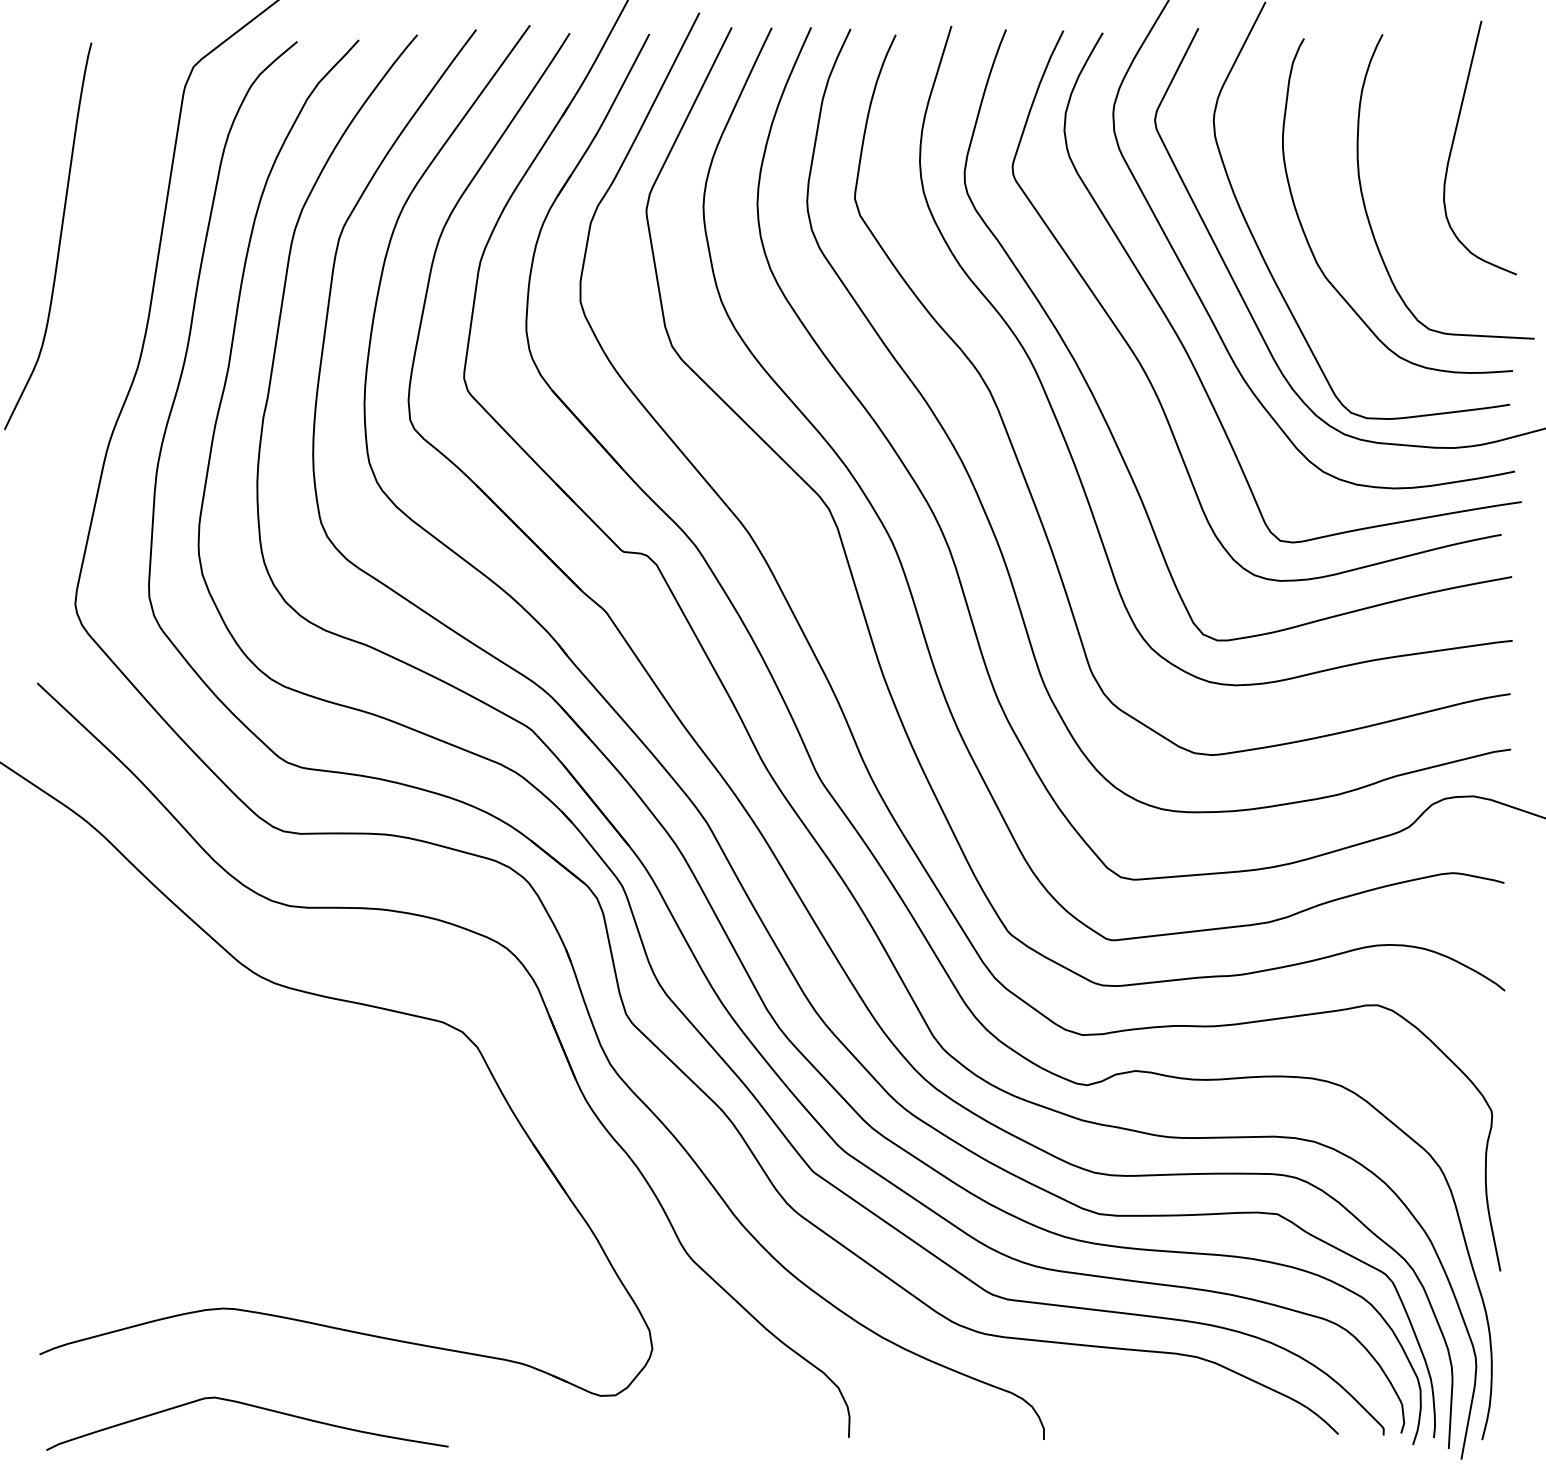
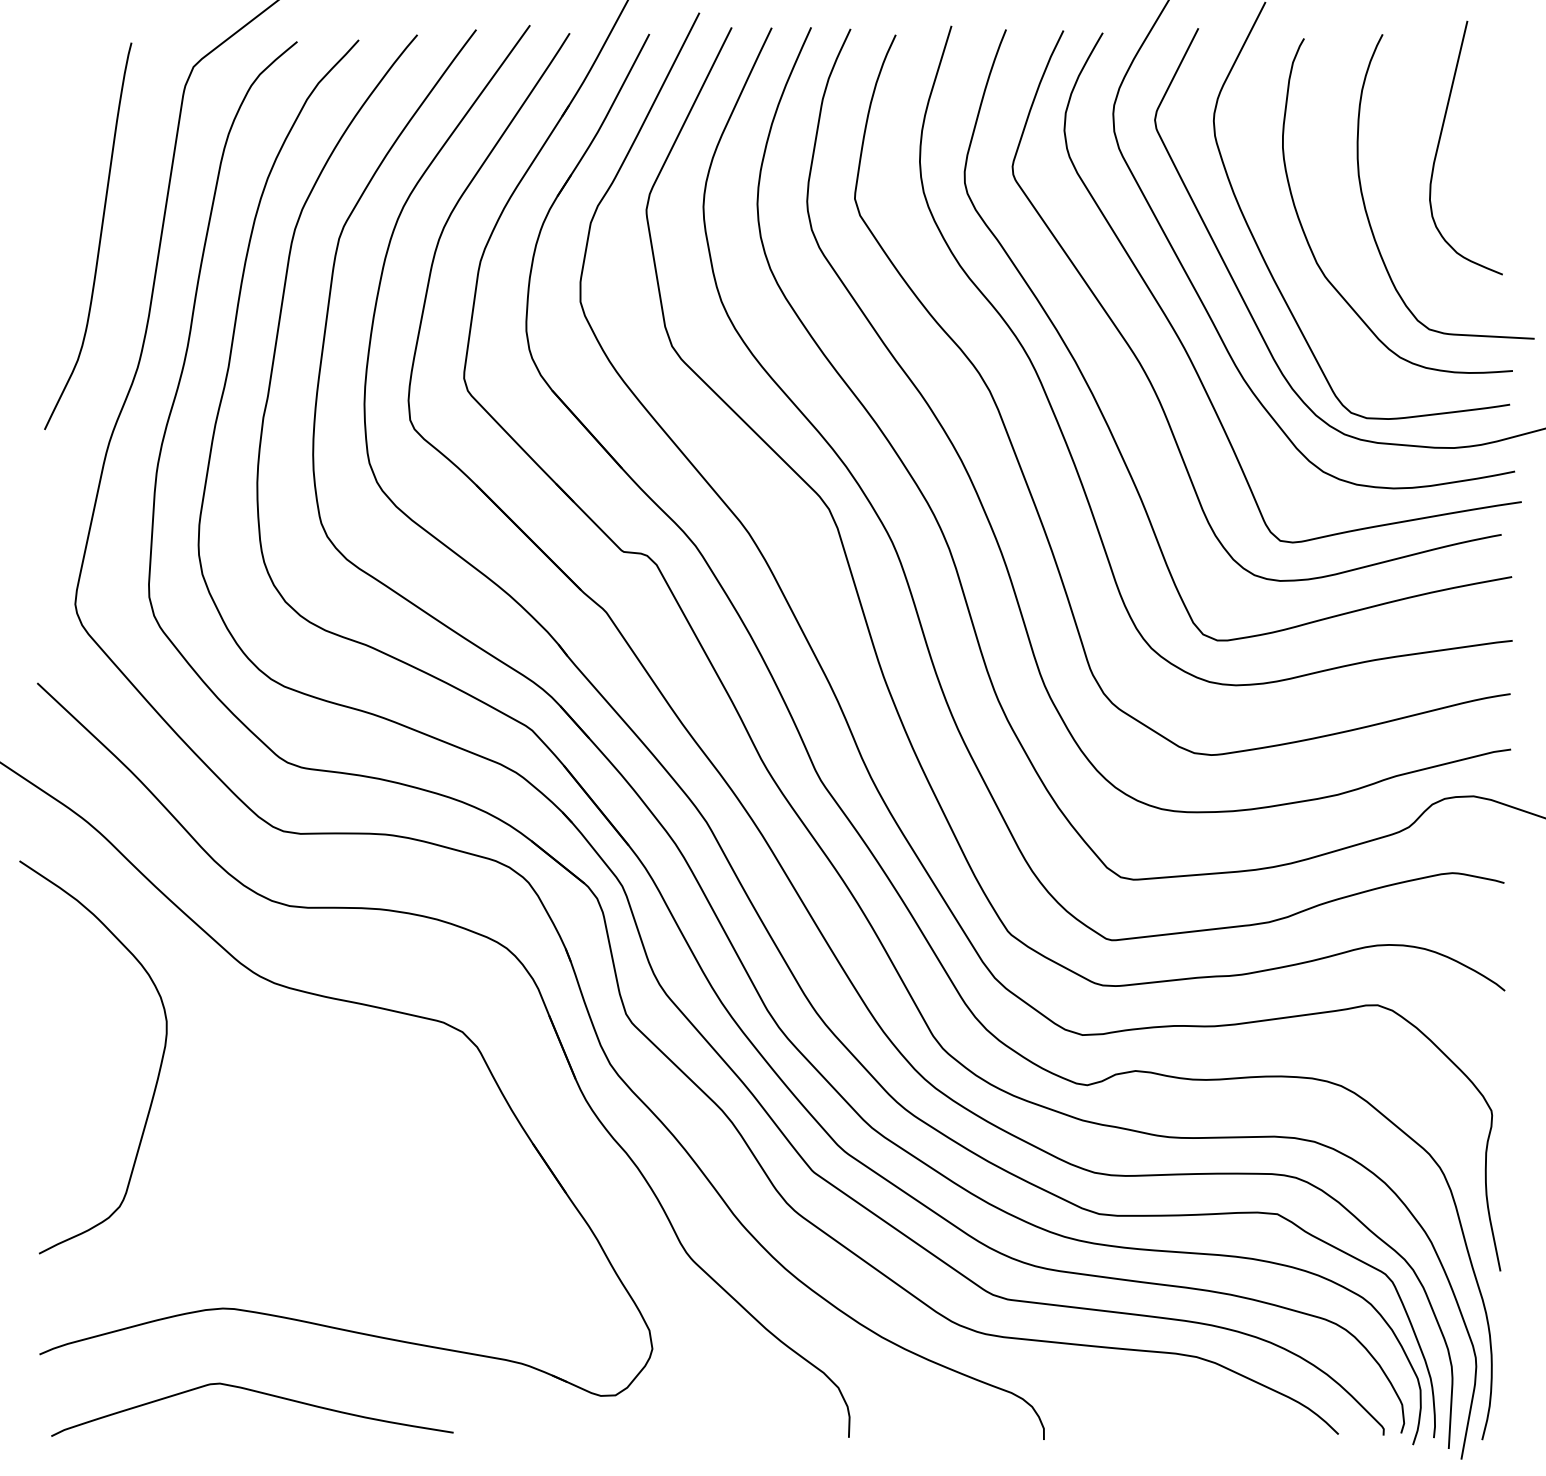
curve position: (1454, 140) -> (1440, 140) (1440, 140)
curve position: (59, 236) -> (99, 236) (99, 236)
curve: none -> present (157, 1075)
curve position: (250, 1406) -> (255, 1392) (255, 1392)
